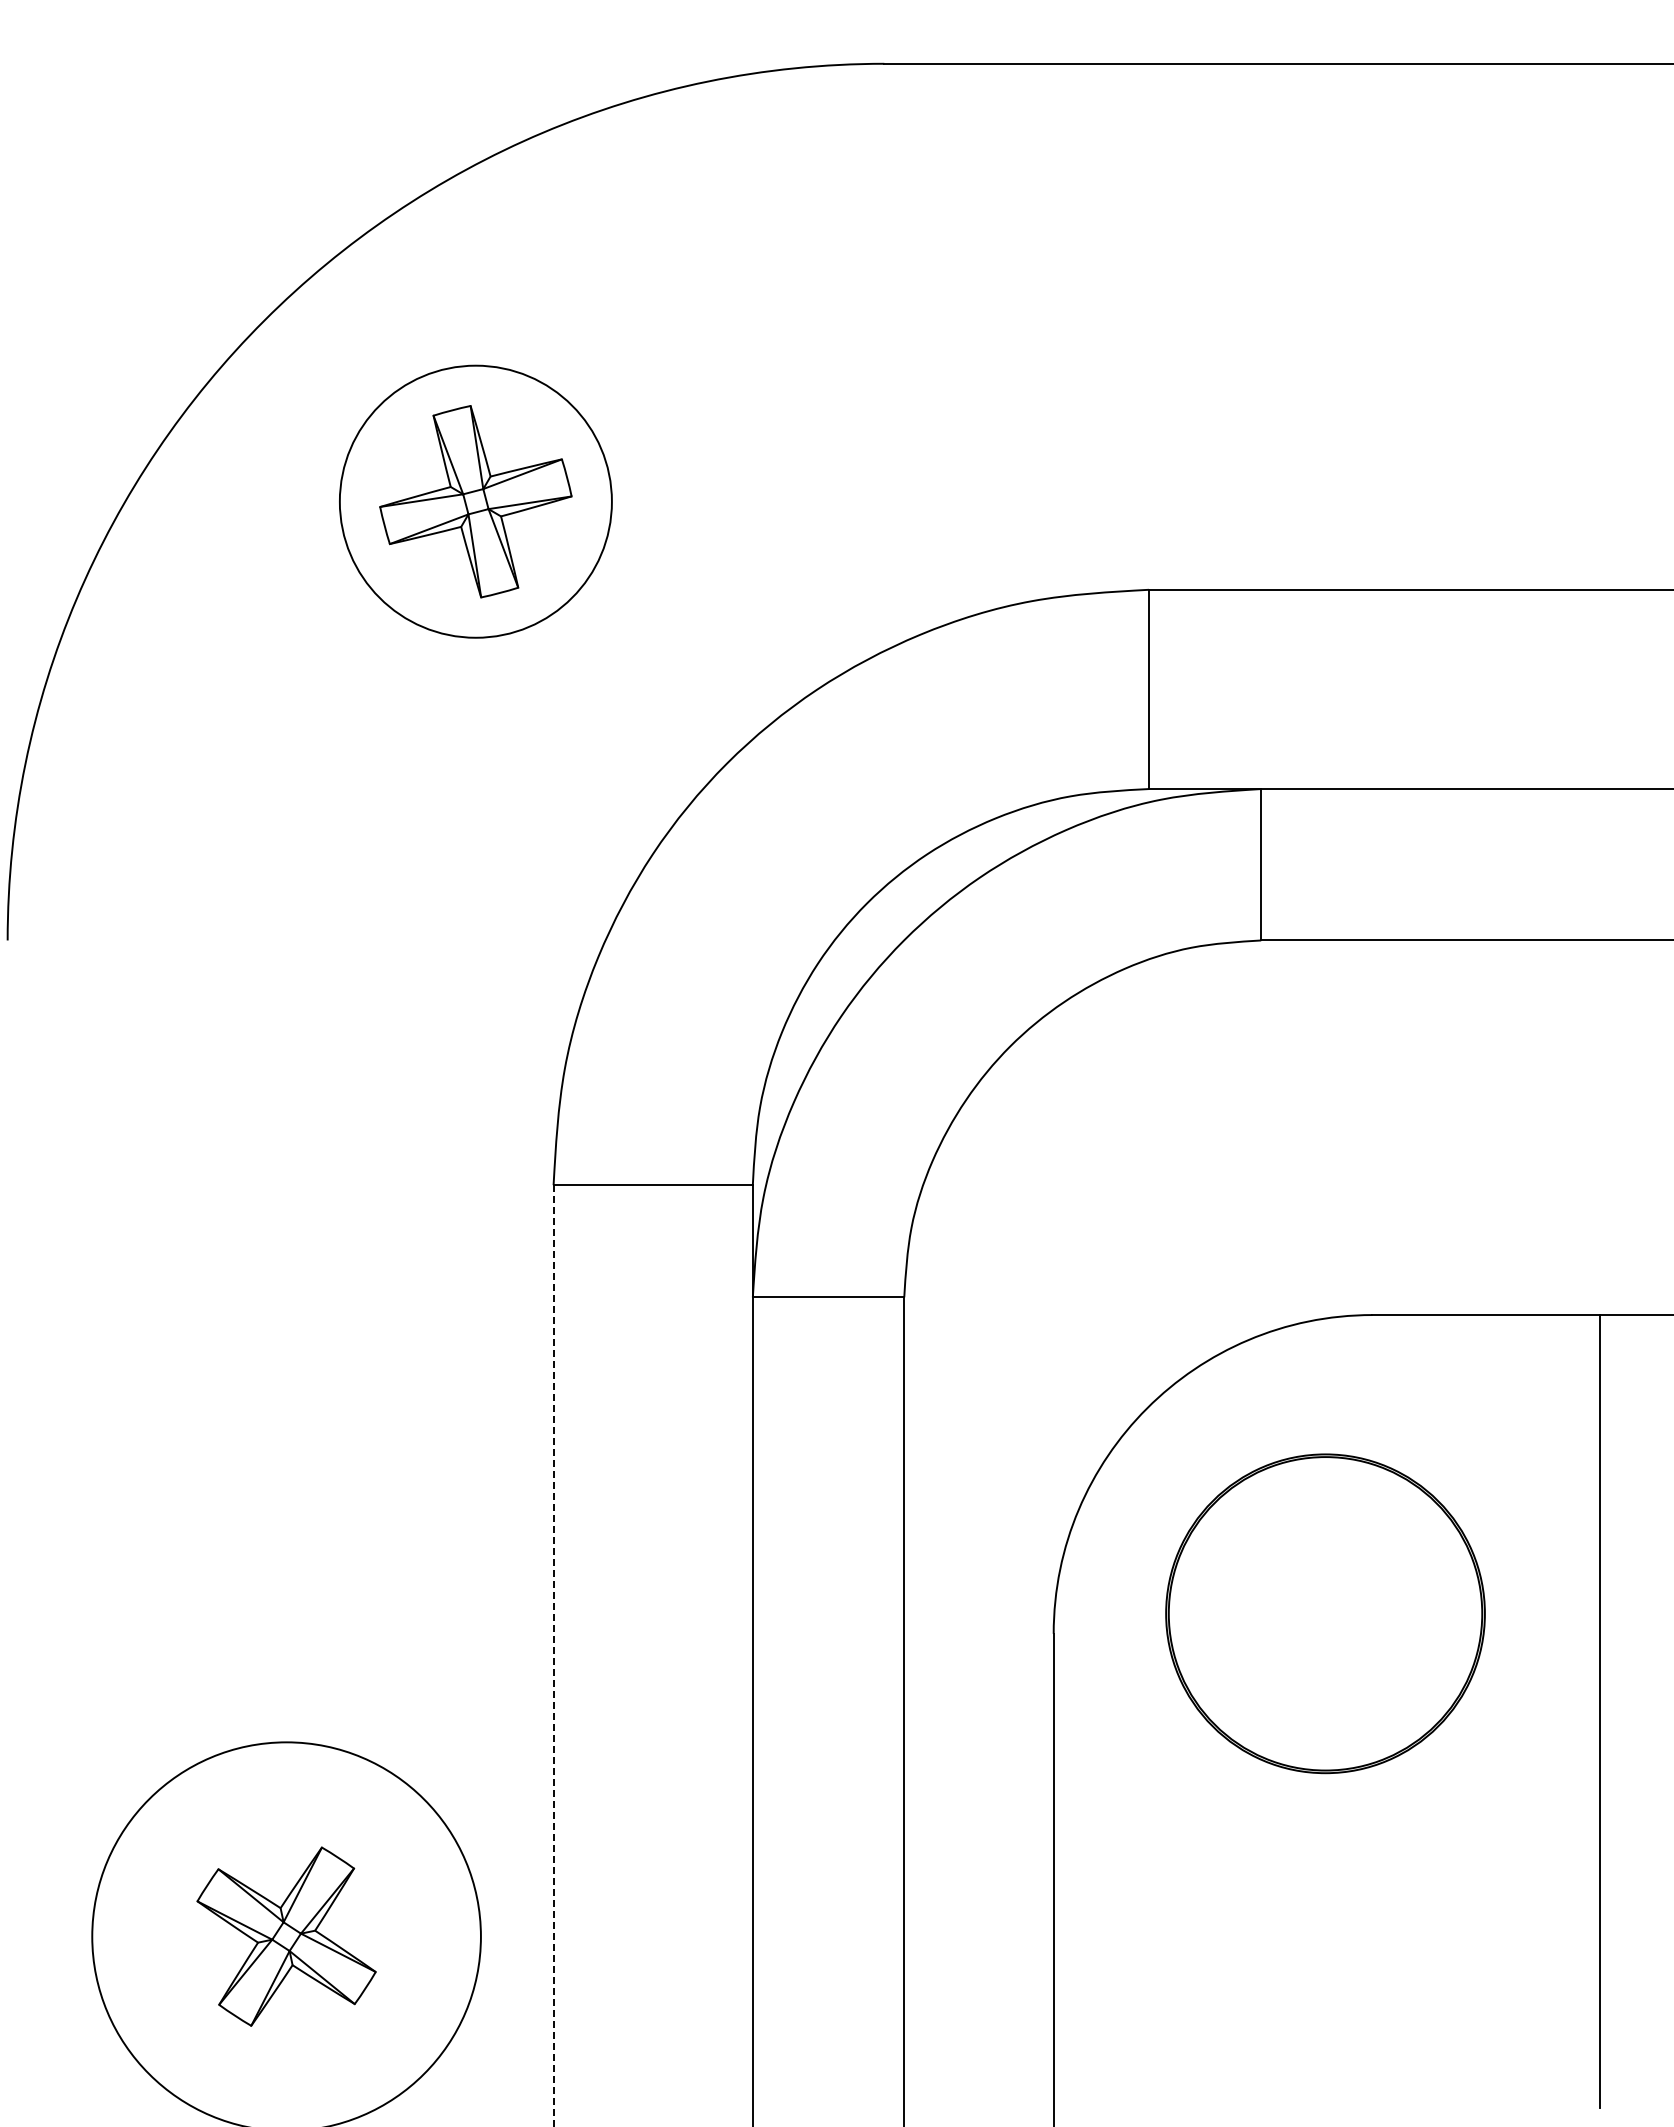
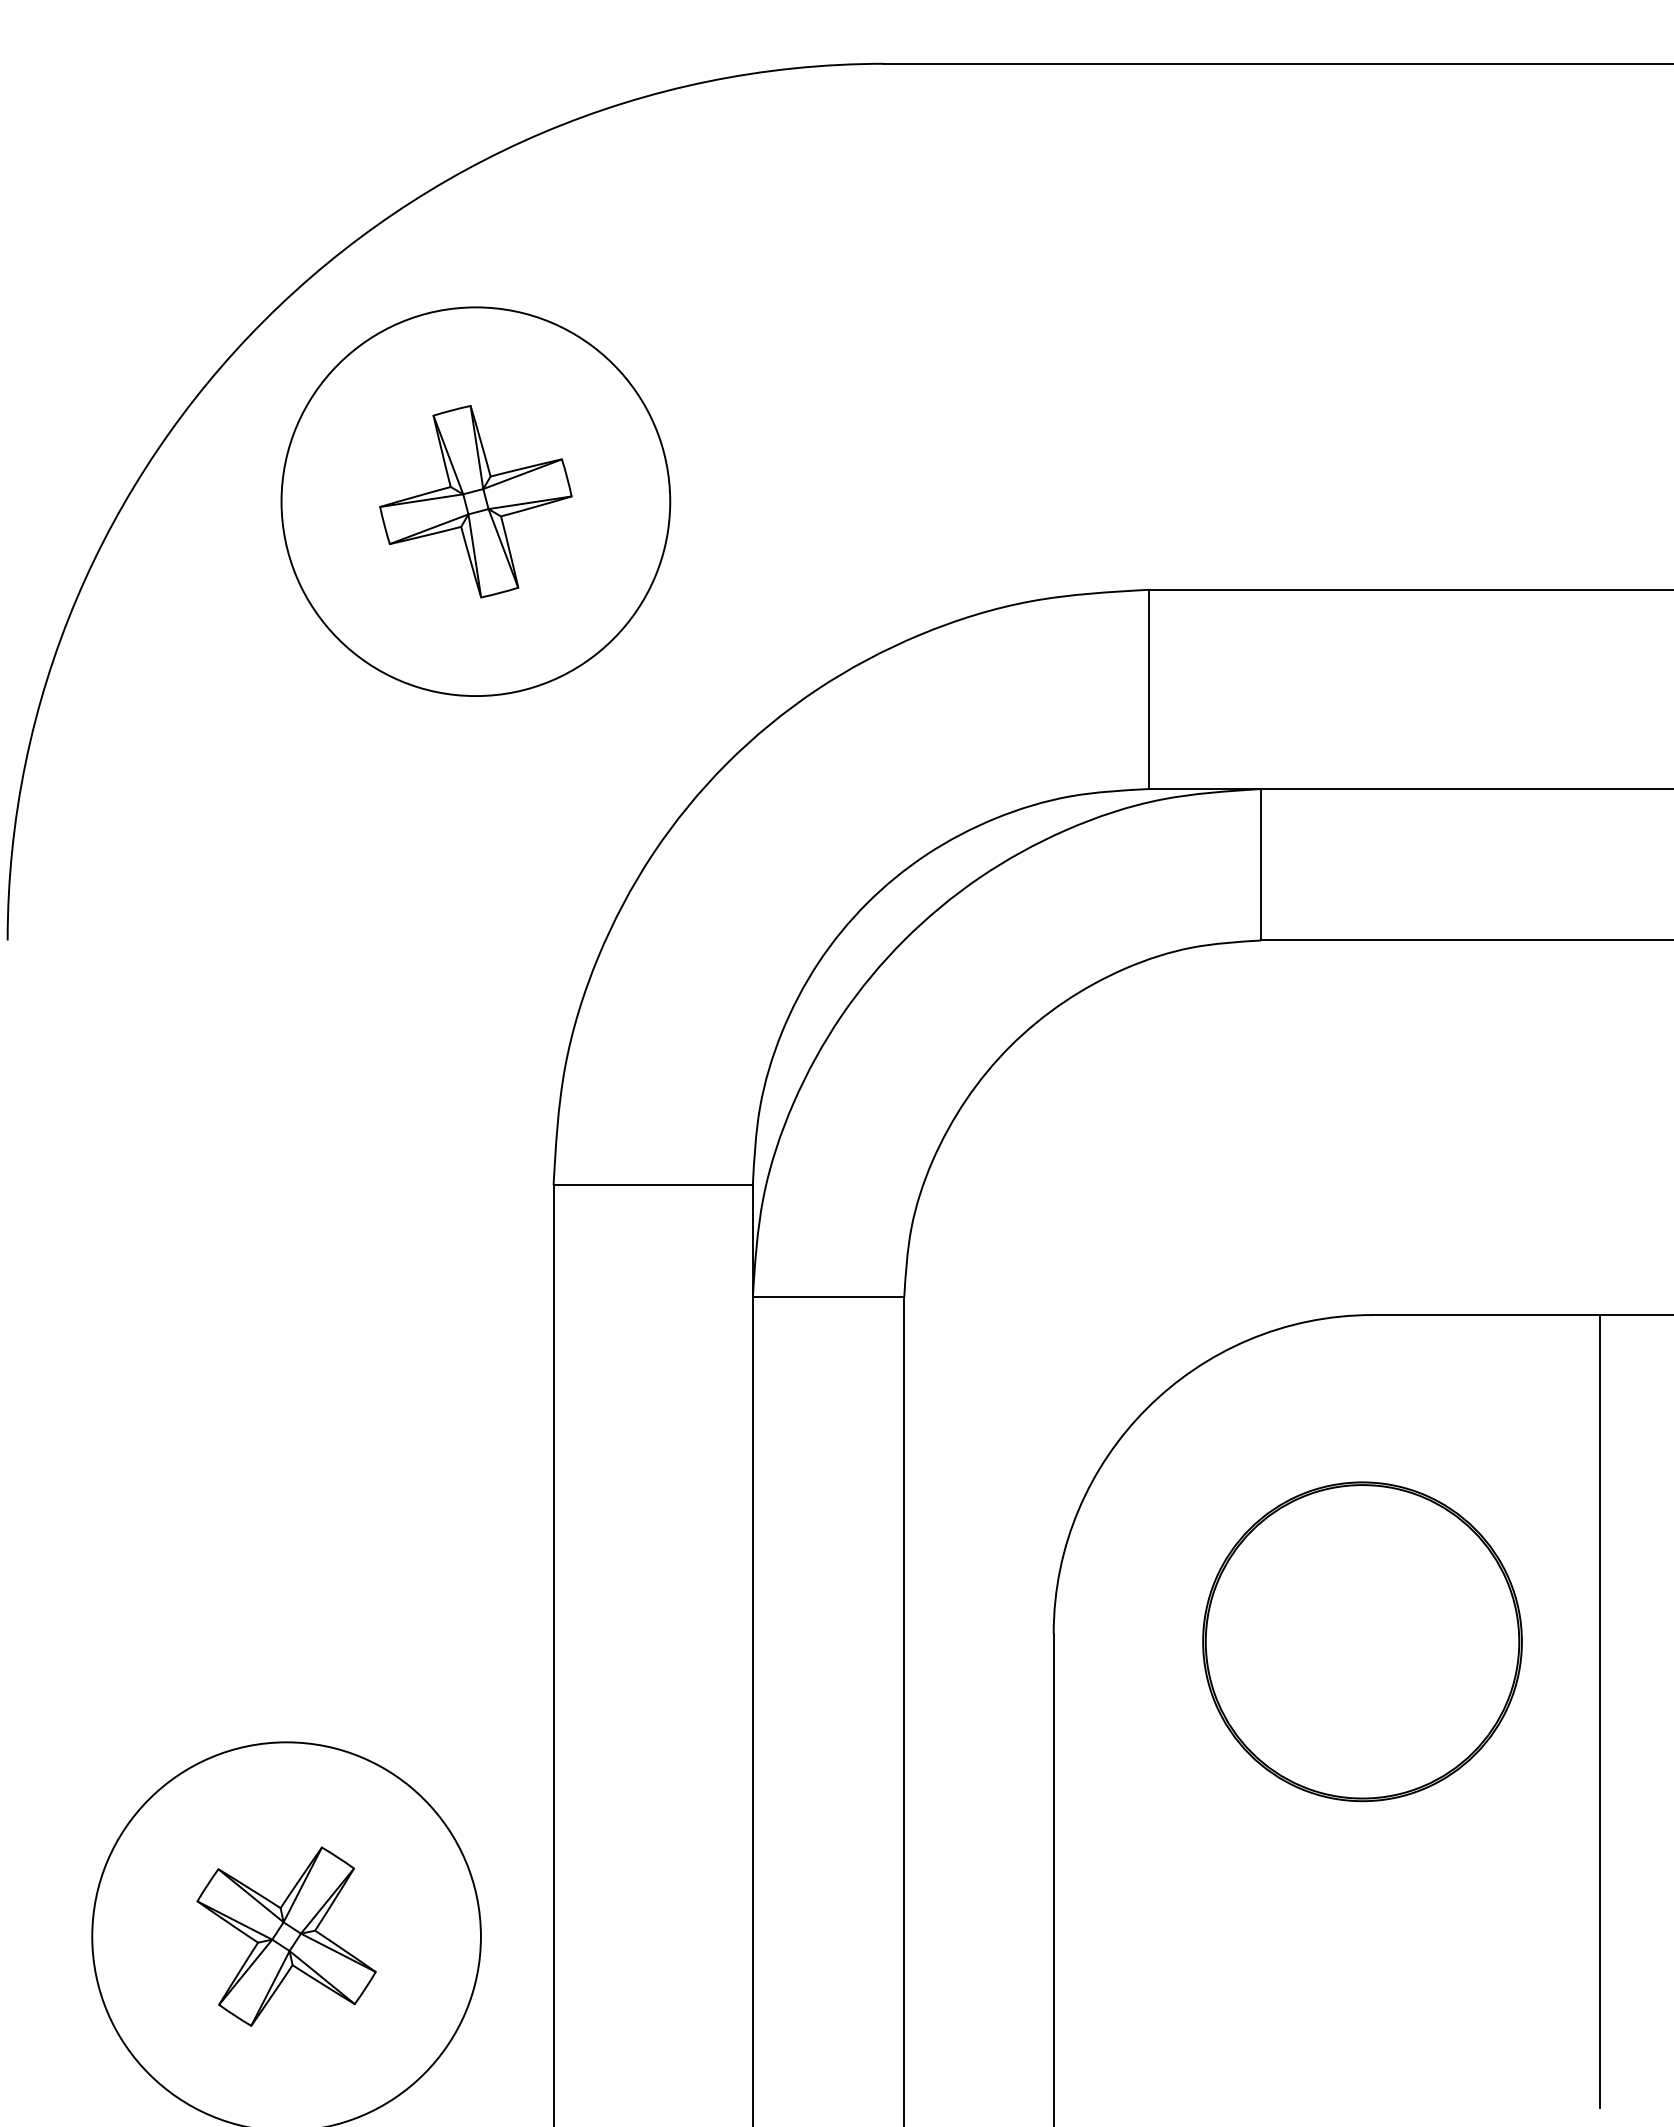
circle diameter: 272 px -> 389 px (475, 501)
part position: (1325, 1613) -> (1362, 1641) (1362, 1641)
line: dashed -> solid (553, 1656)
